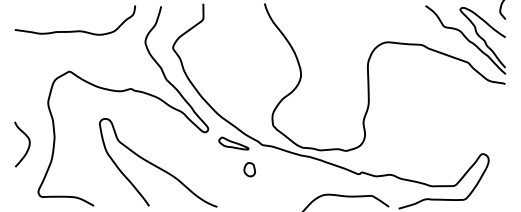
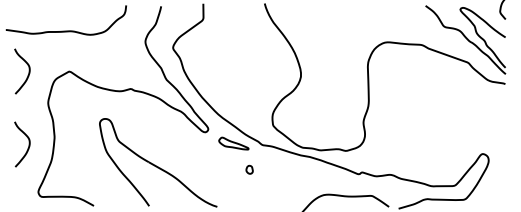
curve position: (74, 30) -> (65, 30) (65, 30)
curve: none -> present (28, 71)
part size: 13x16 px -> 9x11 px (249, 169)
